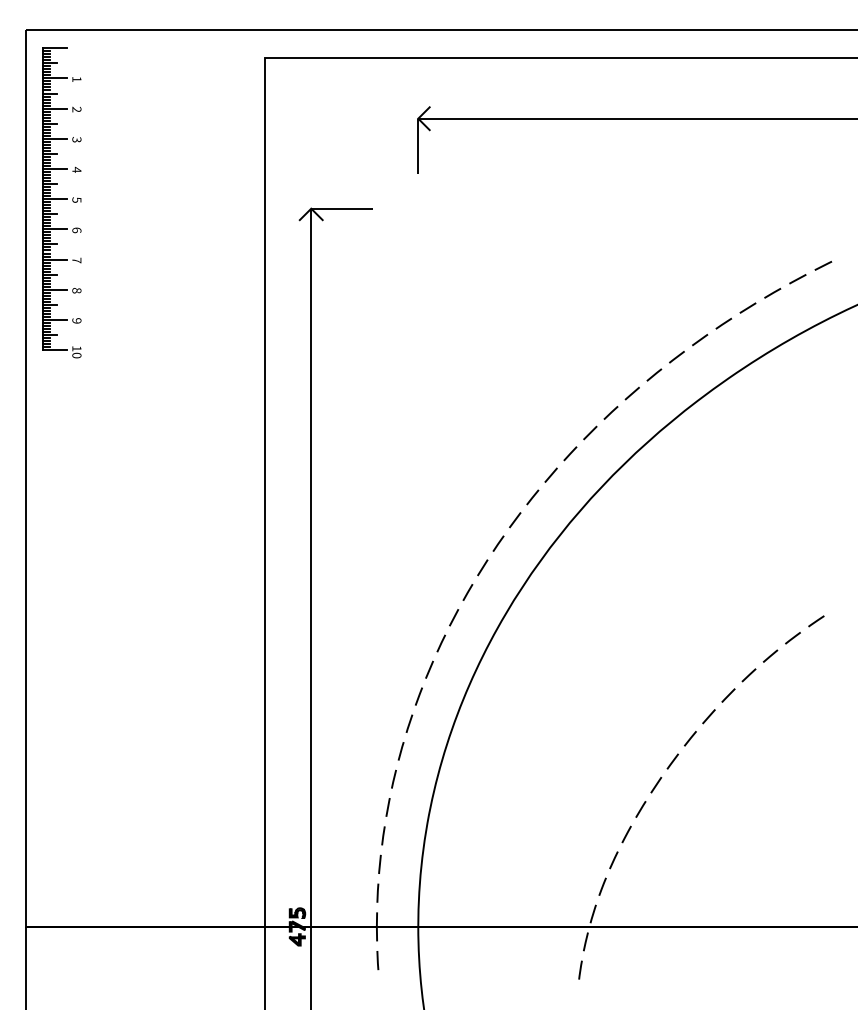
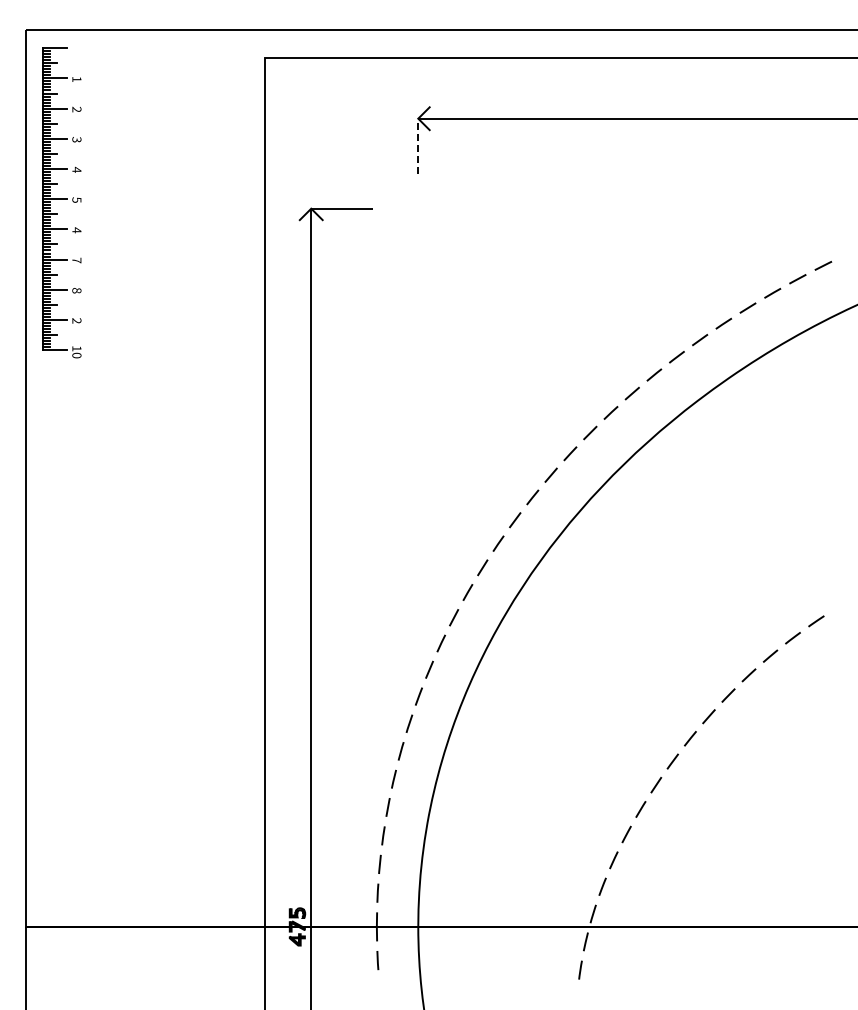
line: solid -> dashed (418, 146)
text: 6 -> 4 (76, 230)
text: 9 -> 2 (76, 320)
